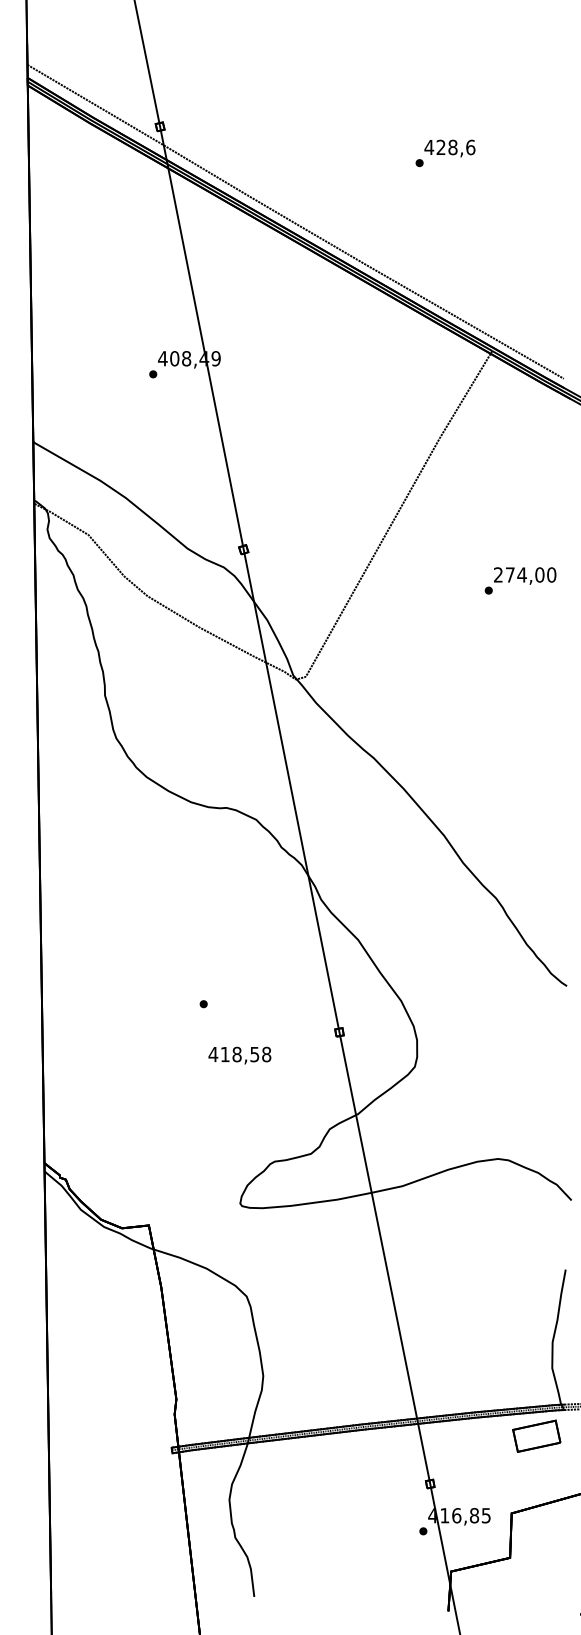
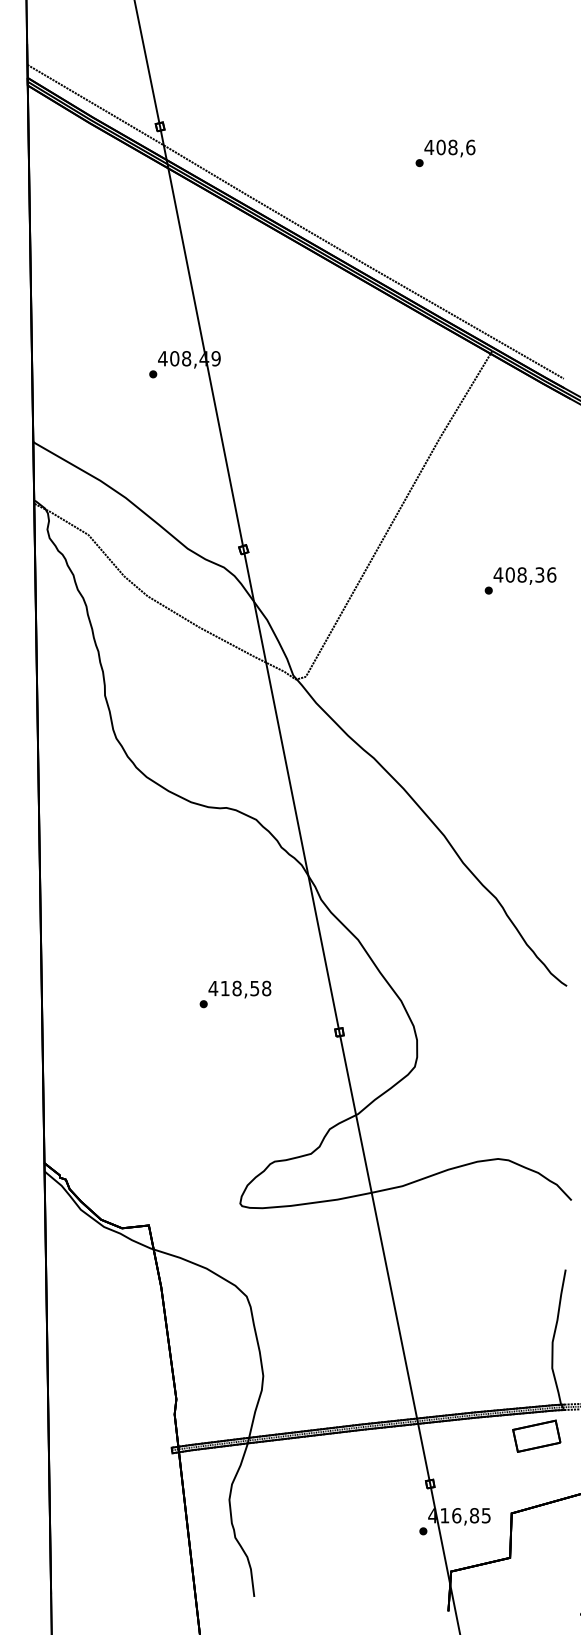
text: 428,6 -> 408,6 (440, 147)
text: 274,00 -> 408,36 (524, 574)
text position: (239, 1055) -> (239, 989) (239, 989)
